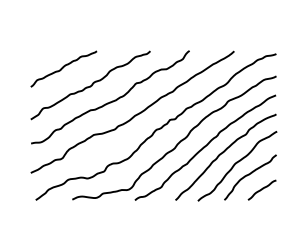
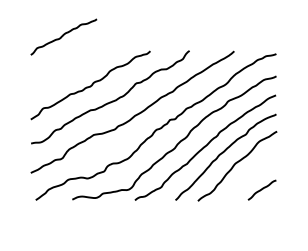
curve position: (63, 68) -> (63, 36) (63, 36)
curve: present -> none (249, 175)
